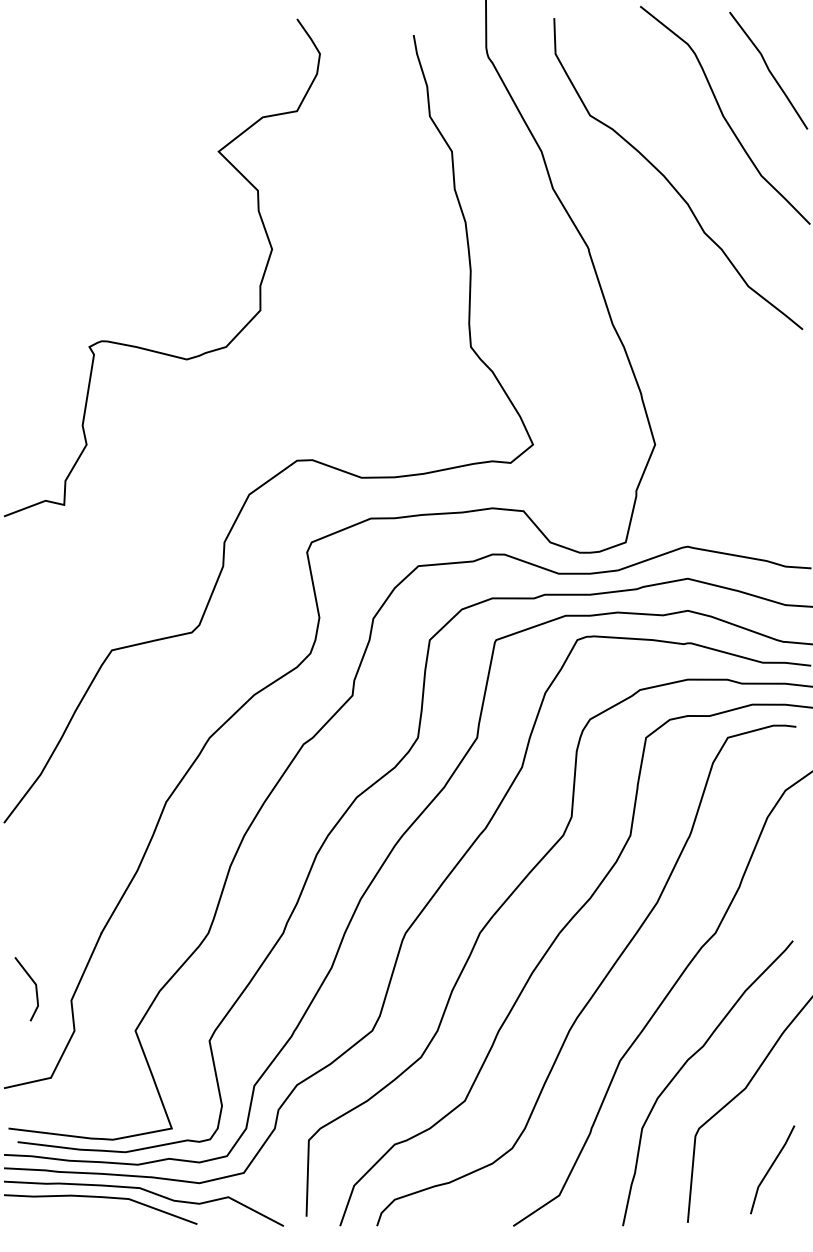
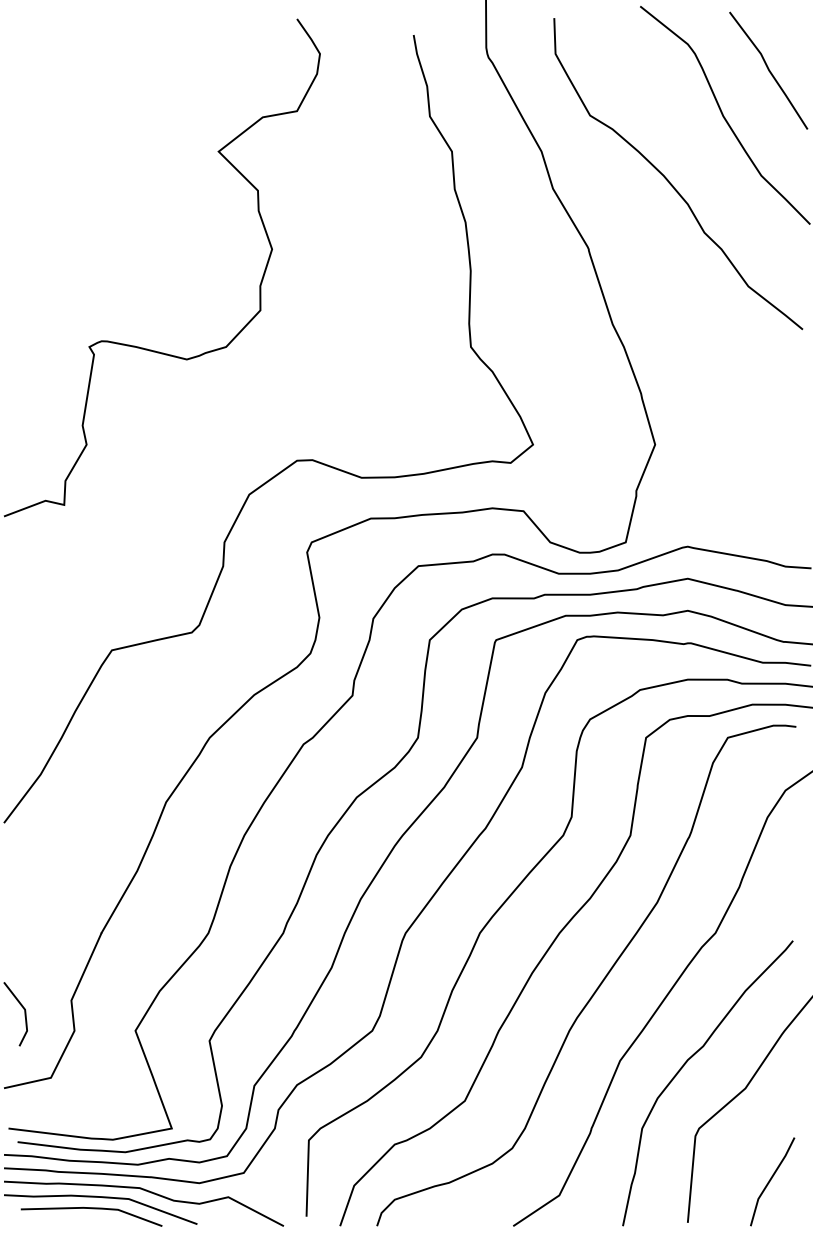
line position: (35, 989) -> (24, 1014) (24, 1014)
line position: (771, 1168) -> (771, 1180) (771, 1180)
line: none -> present (91, 1209)
